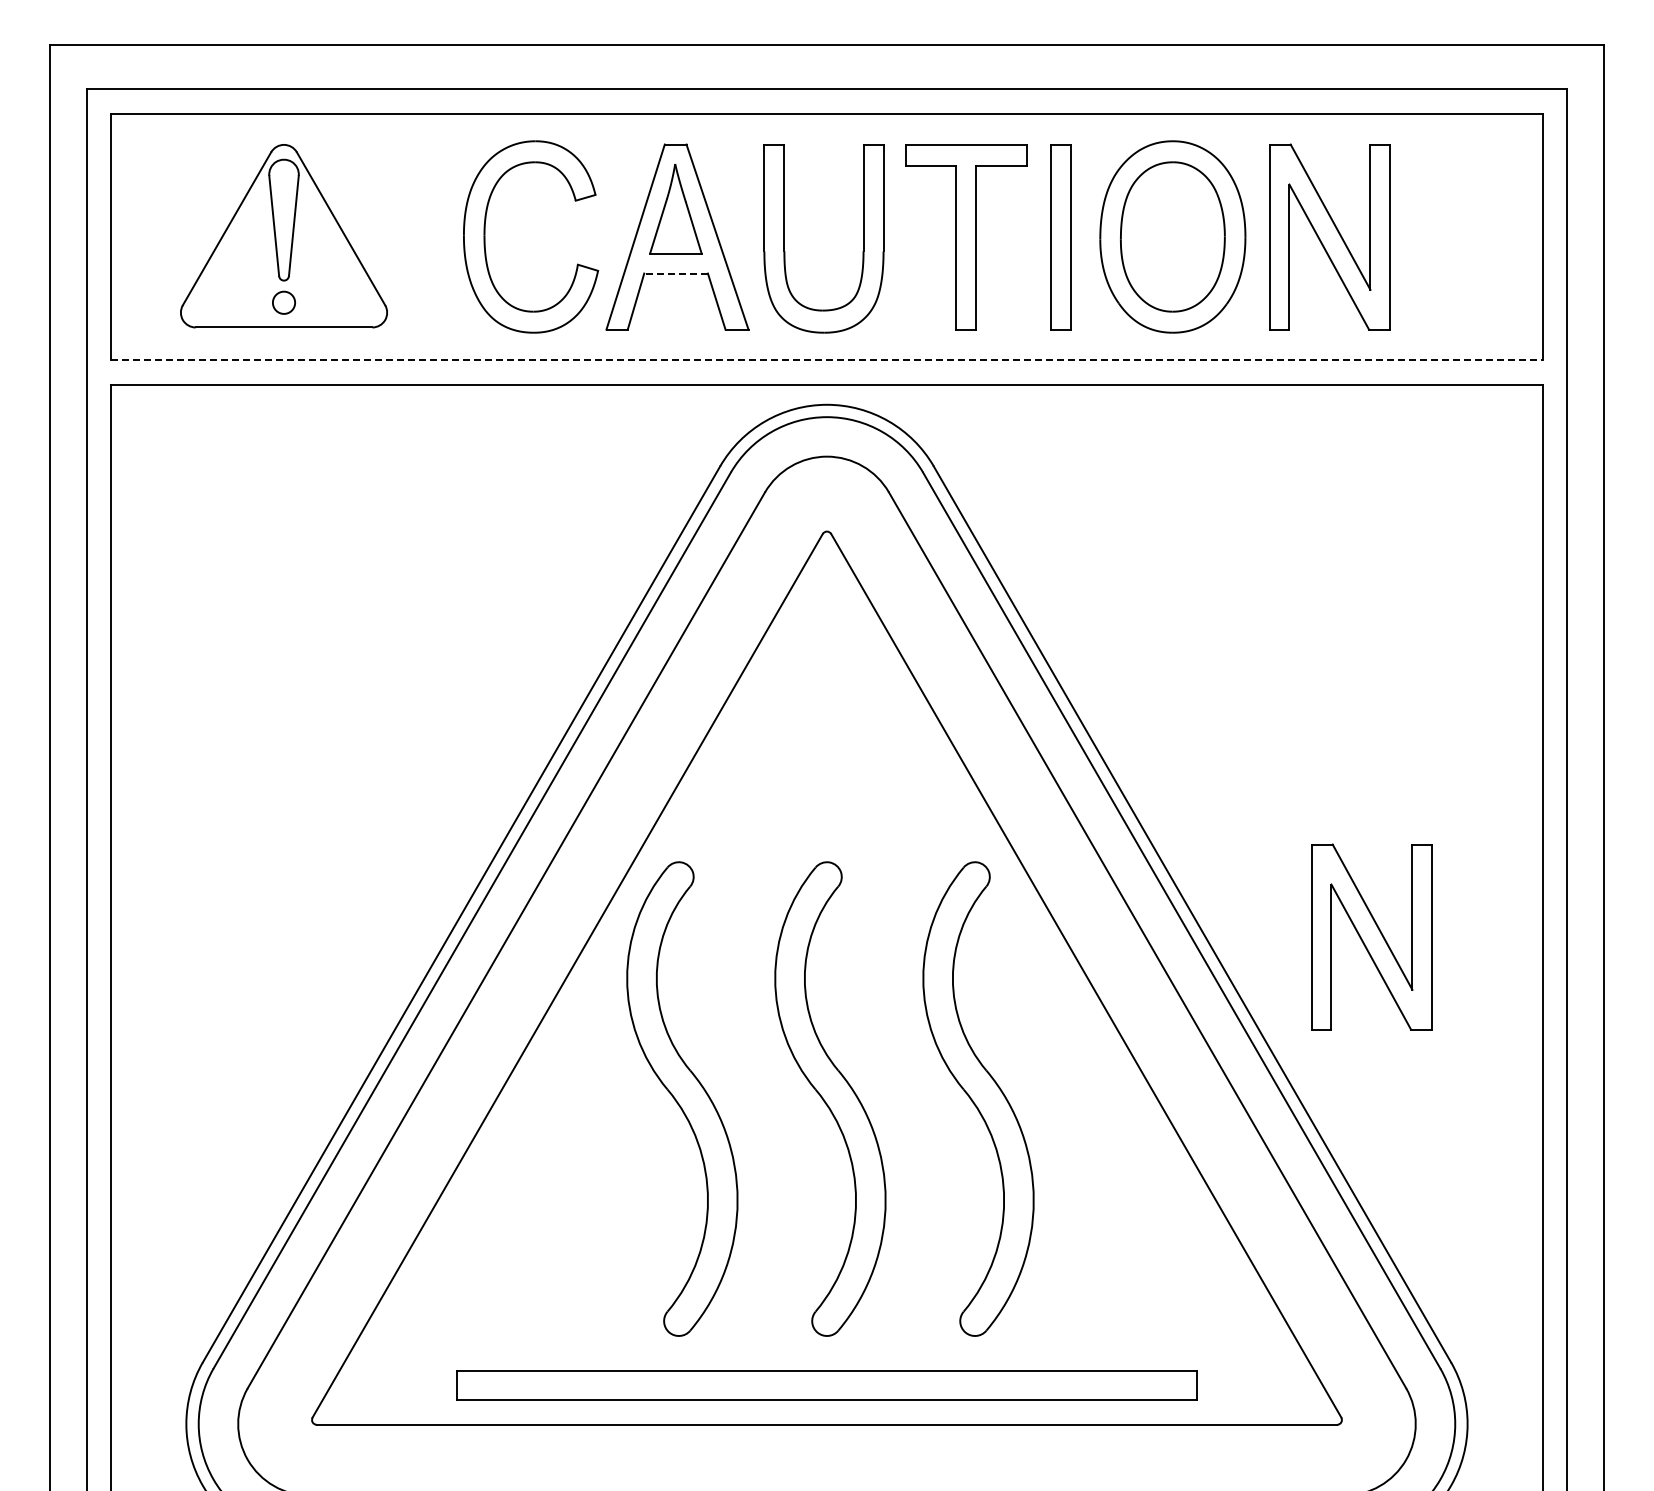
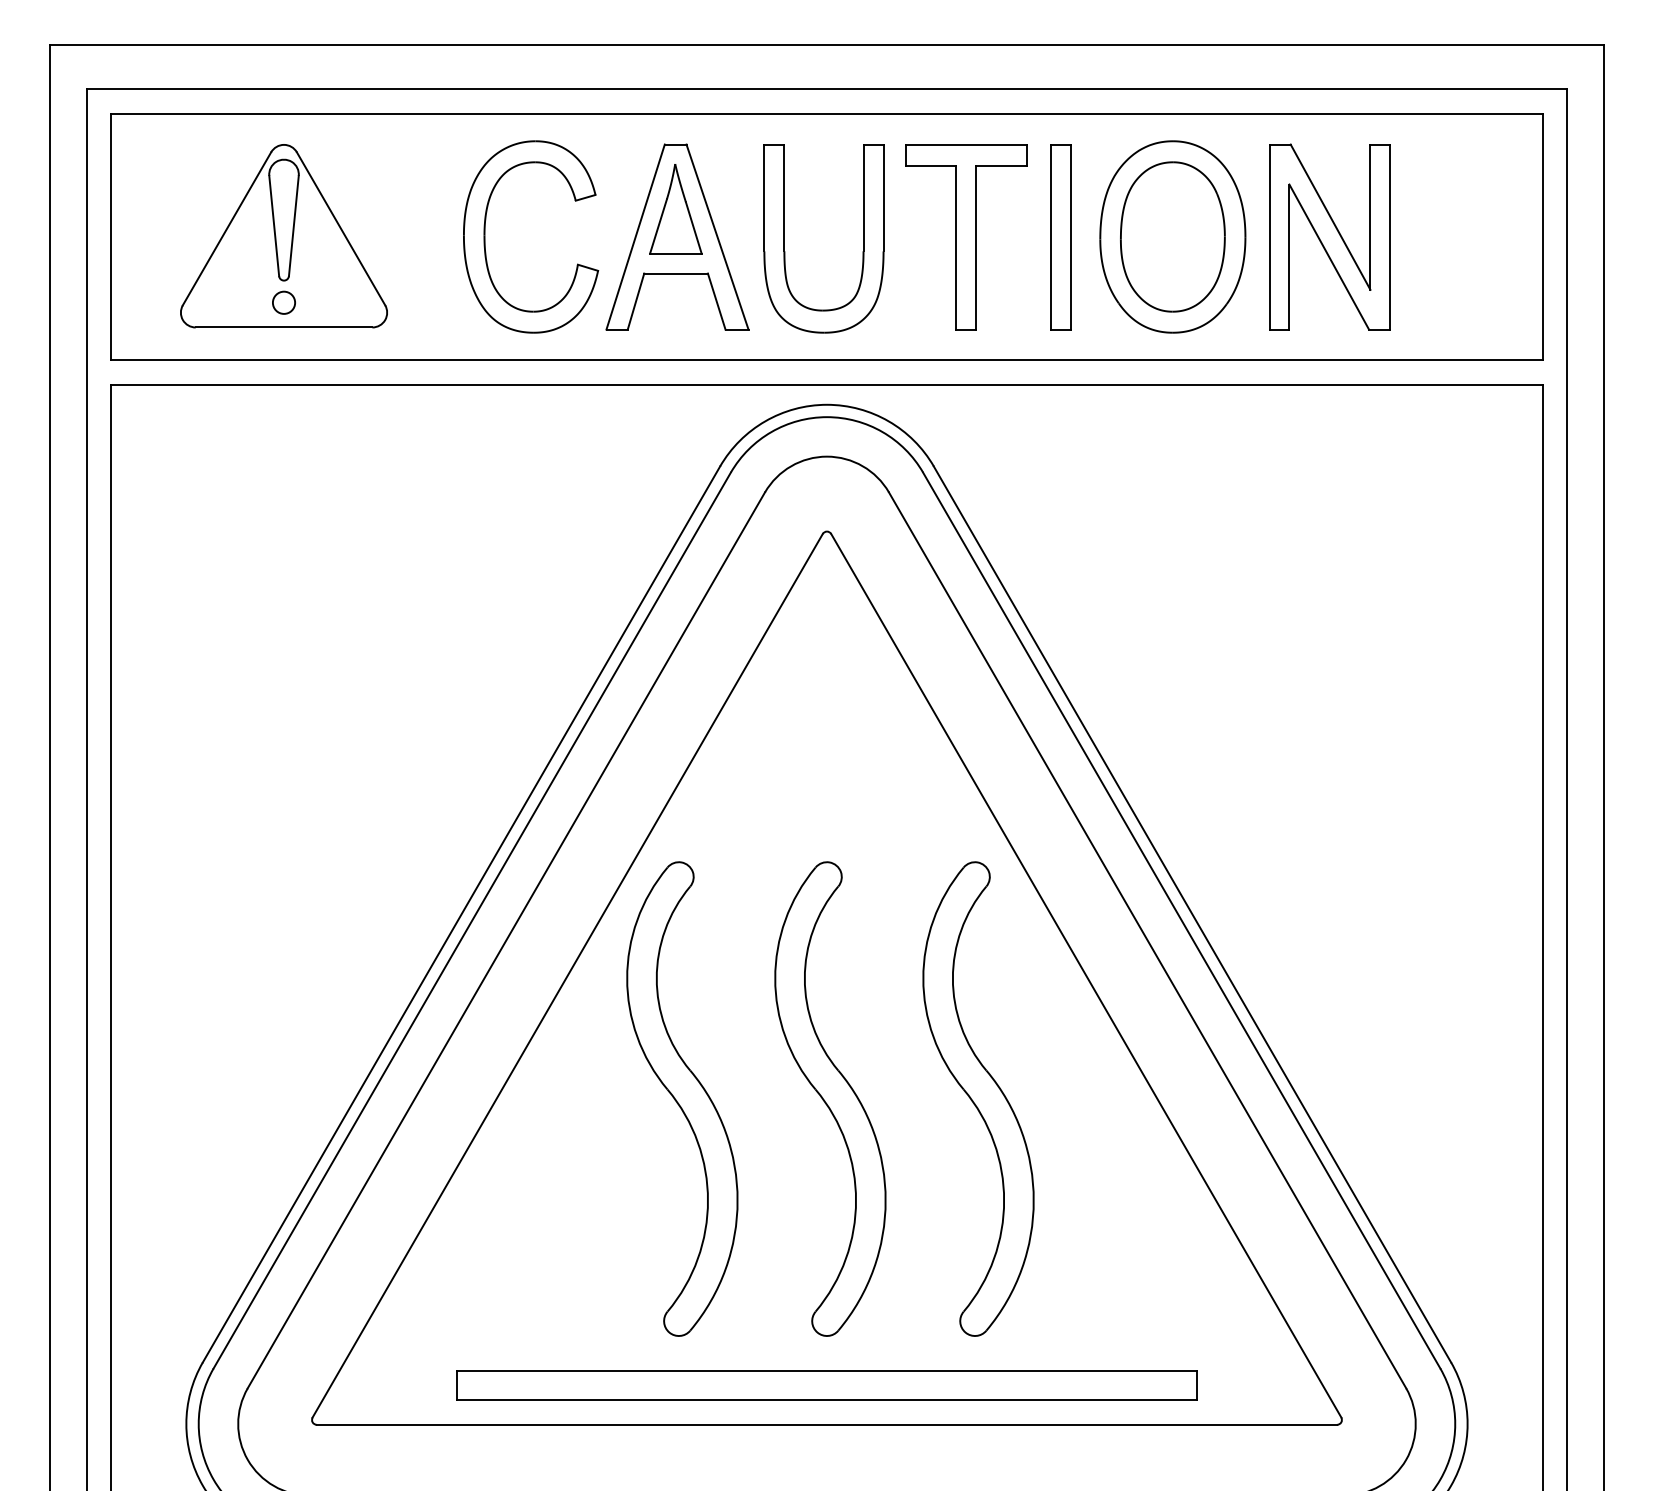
line: dashed -> solid (676, 273)
line: dashed -> solid (826, 360)
part: present -> none (1371, 936)
